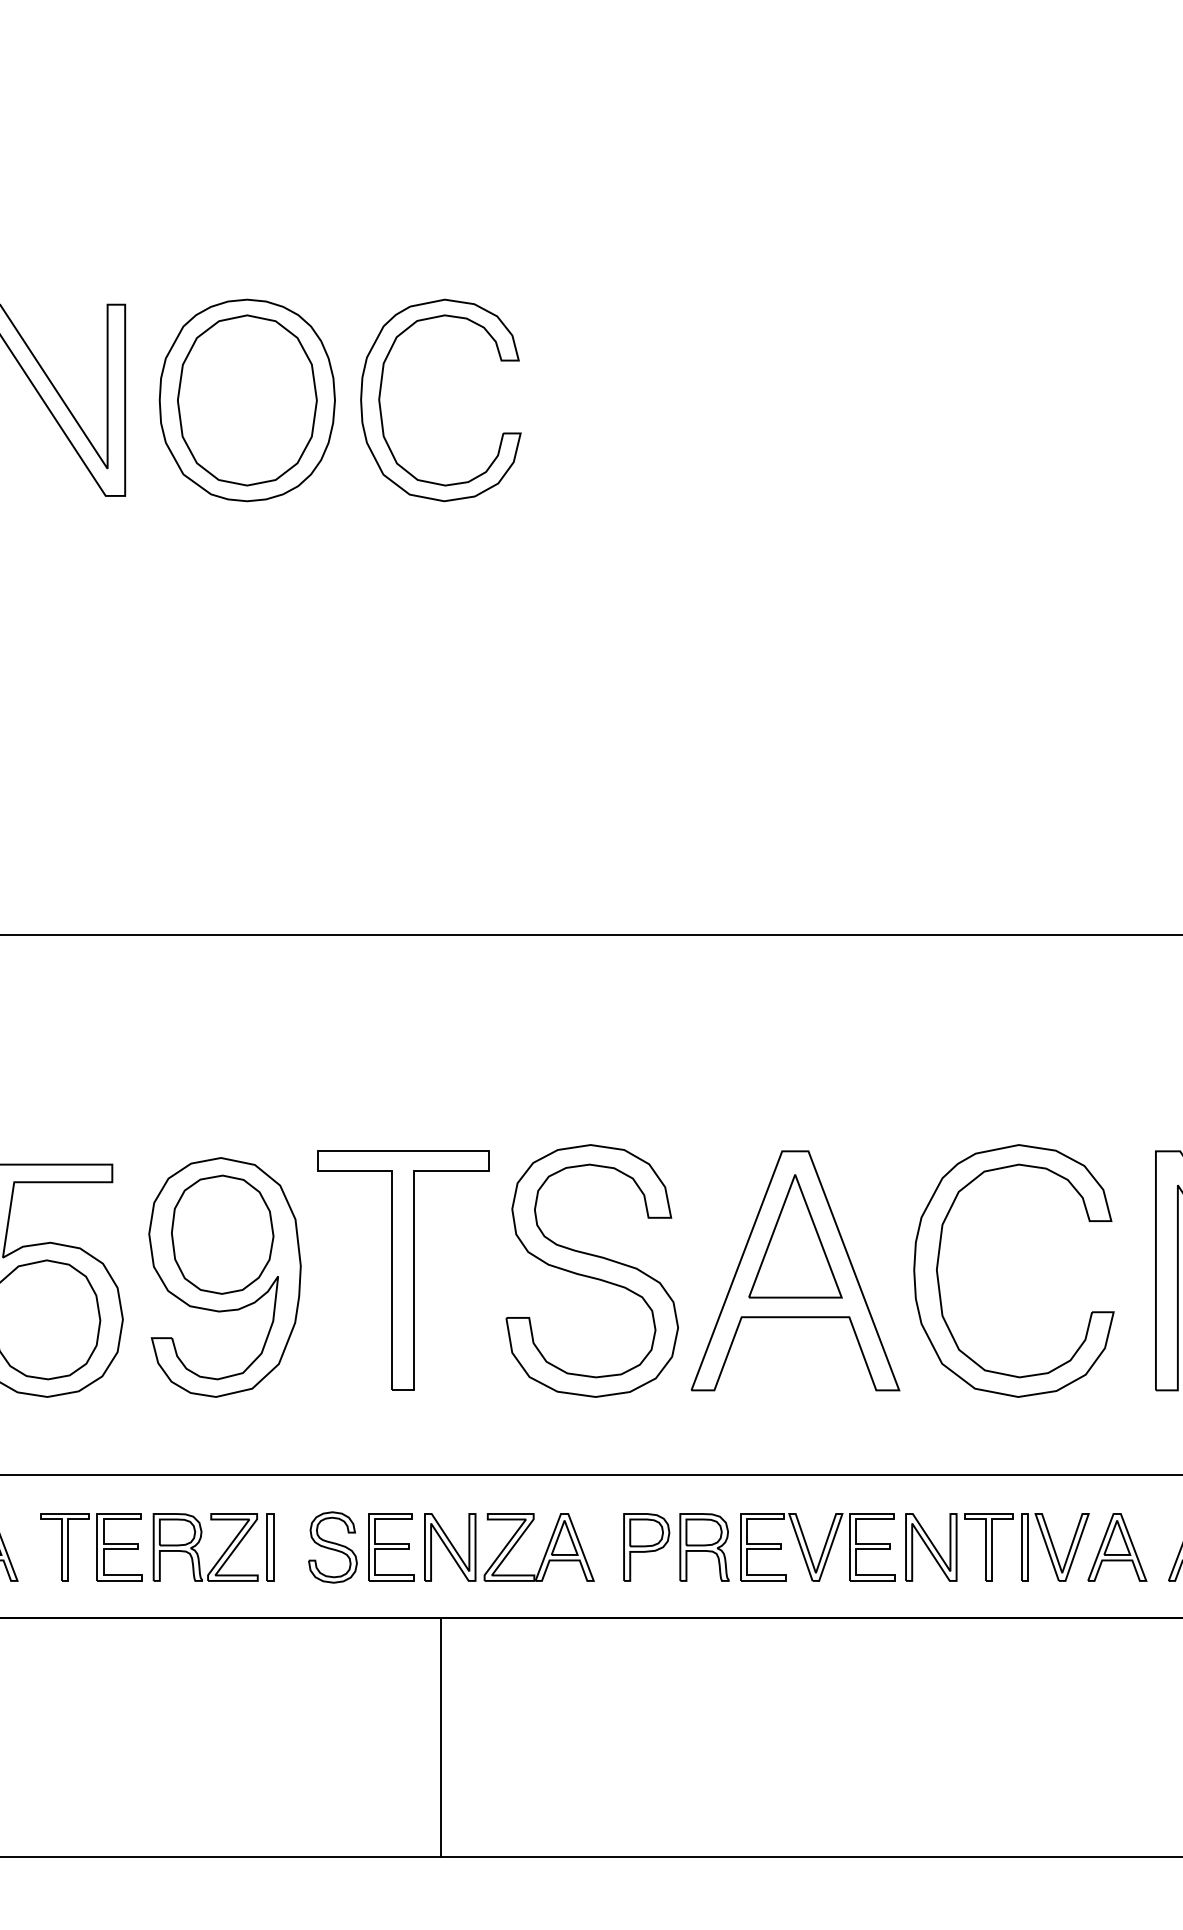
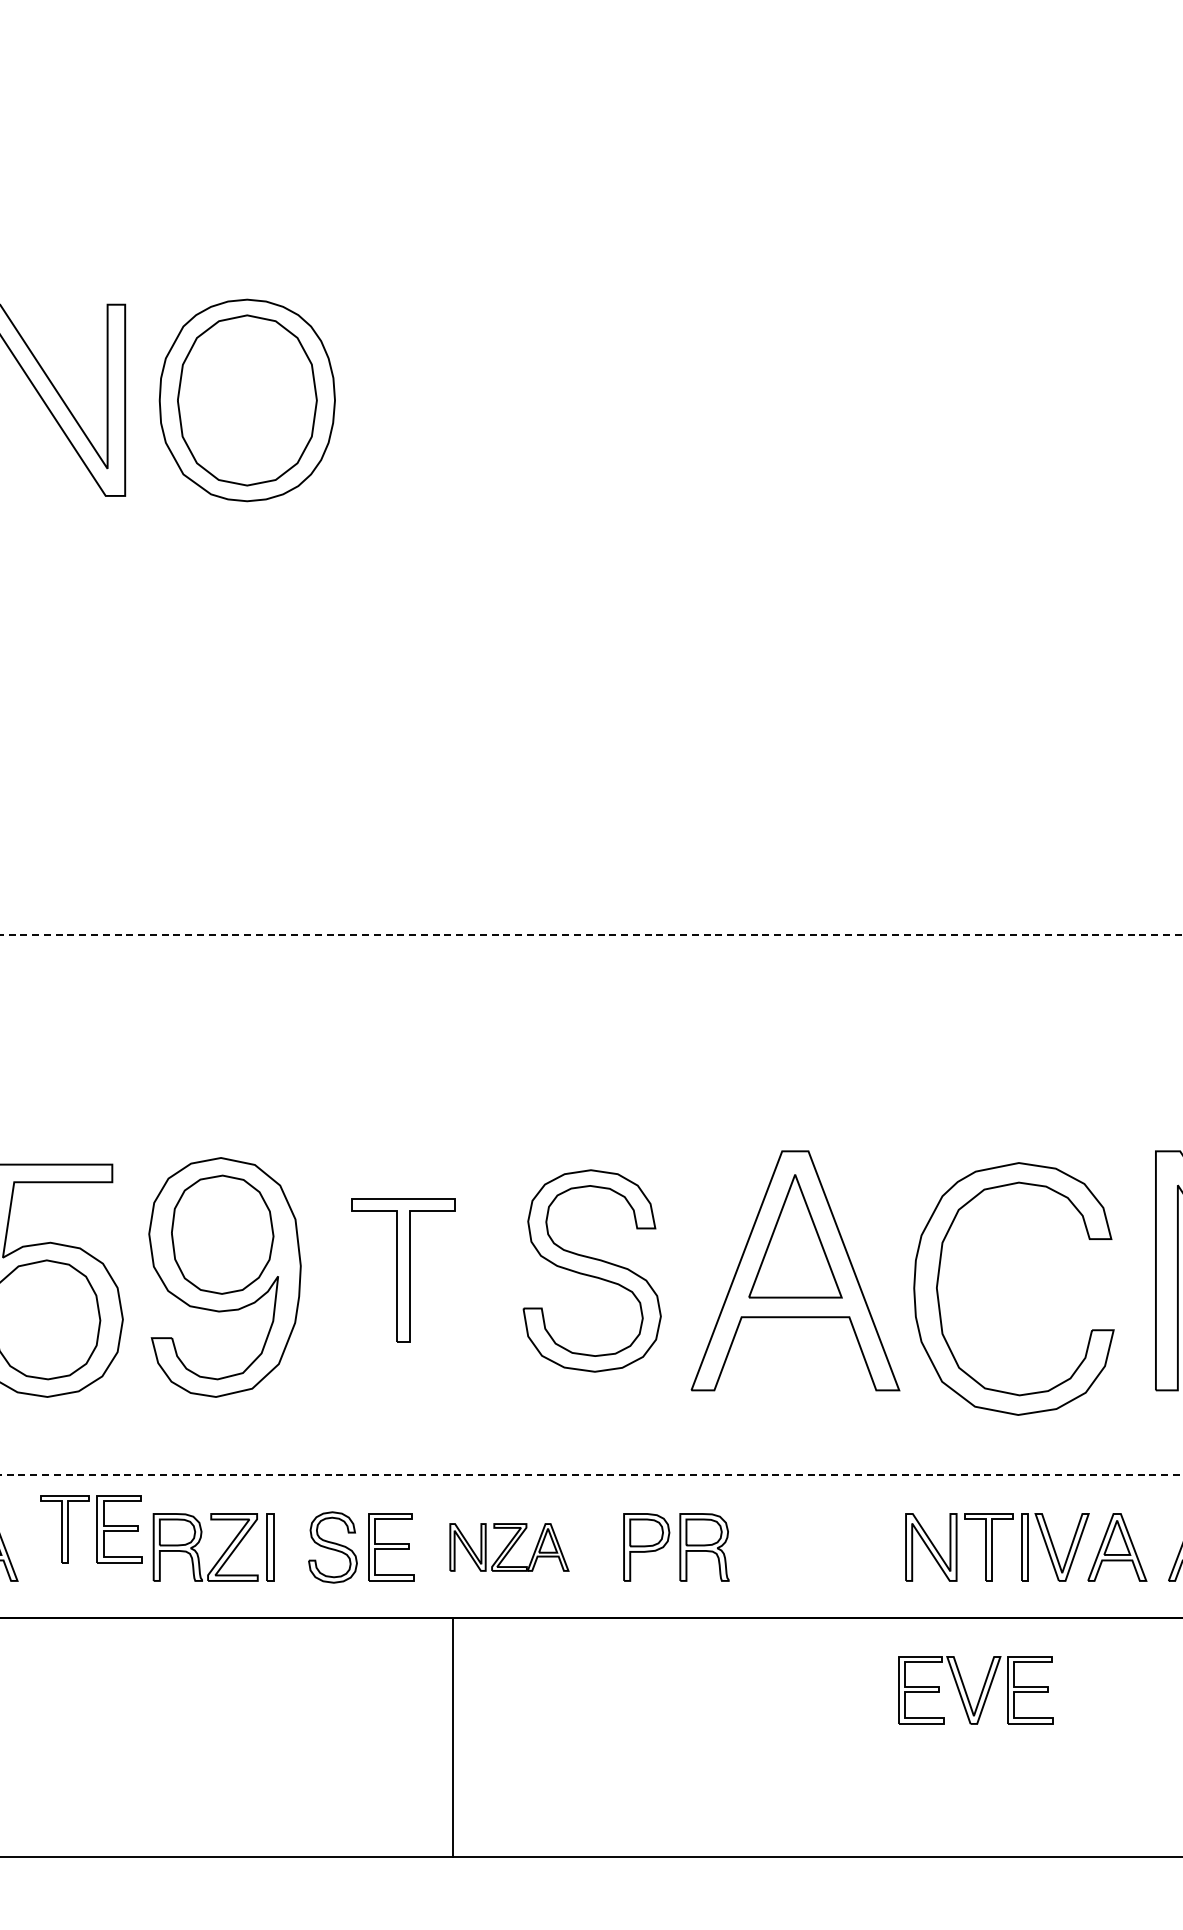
part: present -> none (381, 408)
line: solid -> dashed (592, 934)
part size: 173x241 px -> 105x145 px (403, 1270)
part size: 174x254 px -> 140x204 px (591, 1270)
part position: (939, 1281) -> (939, 1299) (939, 1299)
line: solid -> dashed (592, 1474)
part position: (91, 1547) -> (91, 1529) (91, 1529)
part size: 171x69 px -> 121x49 px (509, 1547)
part position: (817, 1547) -> (975, 1690) (975, 1690)
line position: (440, 1737) -> (452, 1737) (452, 1737)
